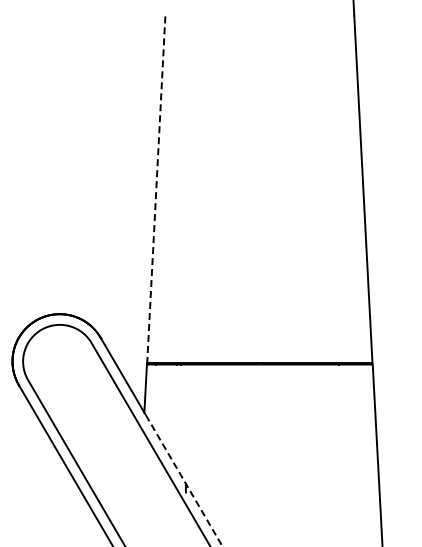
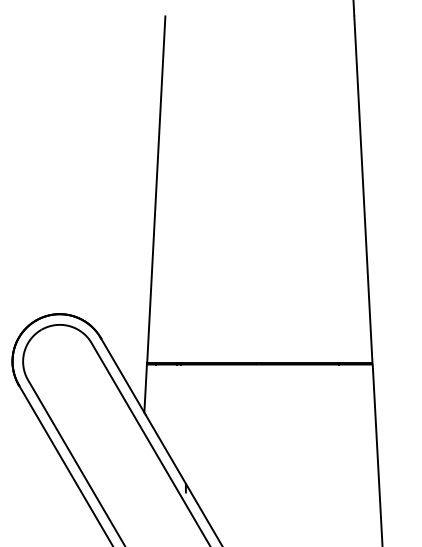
line: dashed -> solid (156, 189)
line: dashed -> solid (184, 480)
